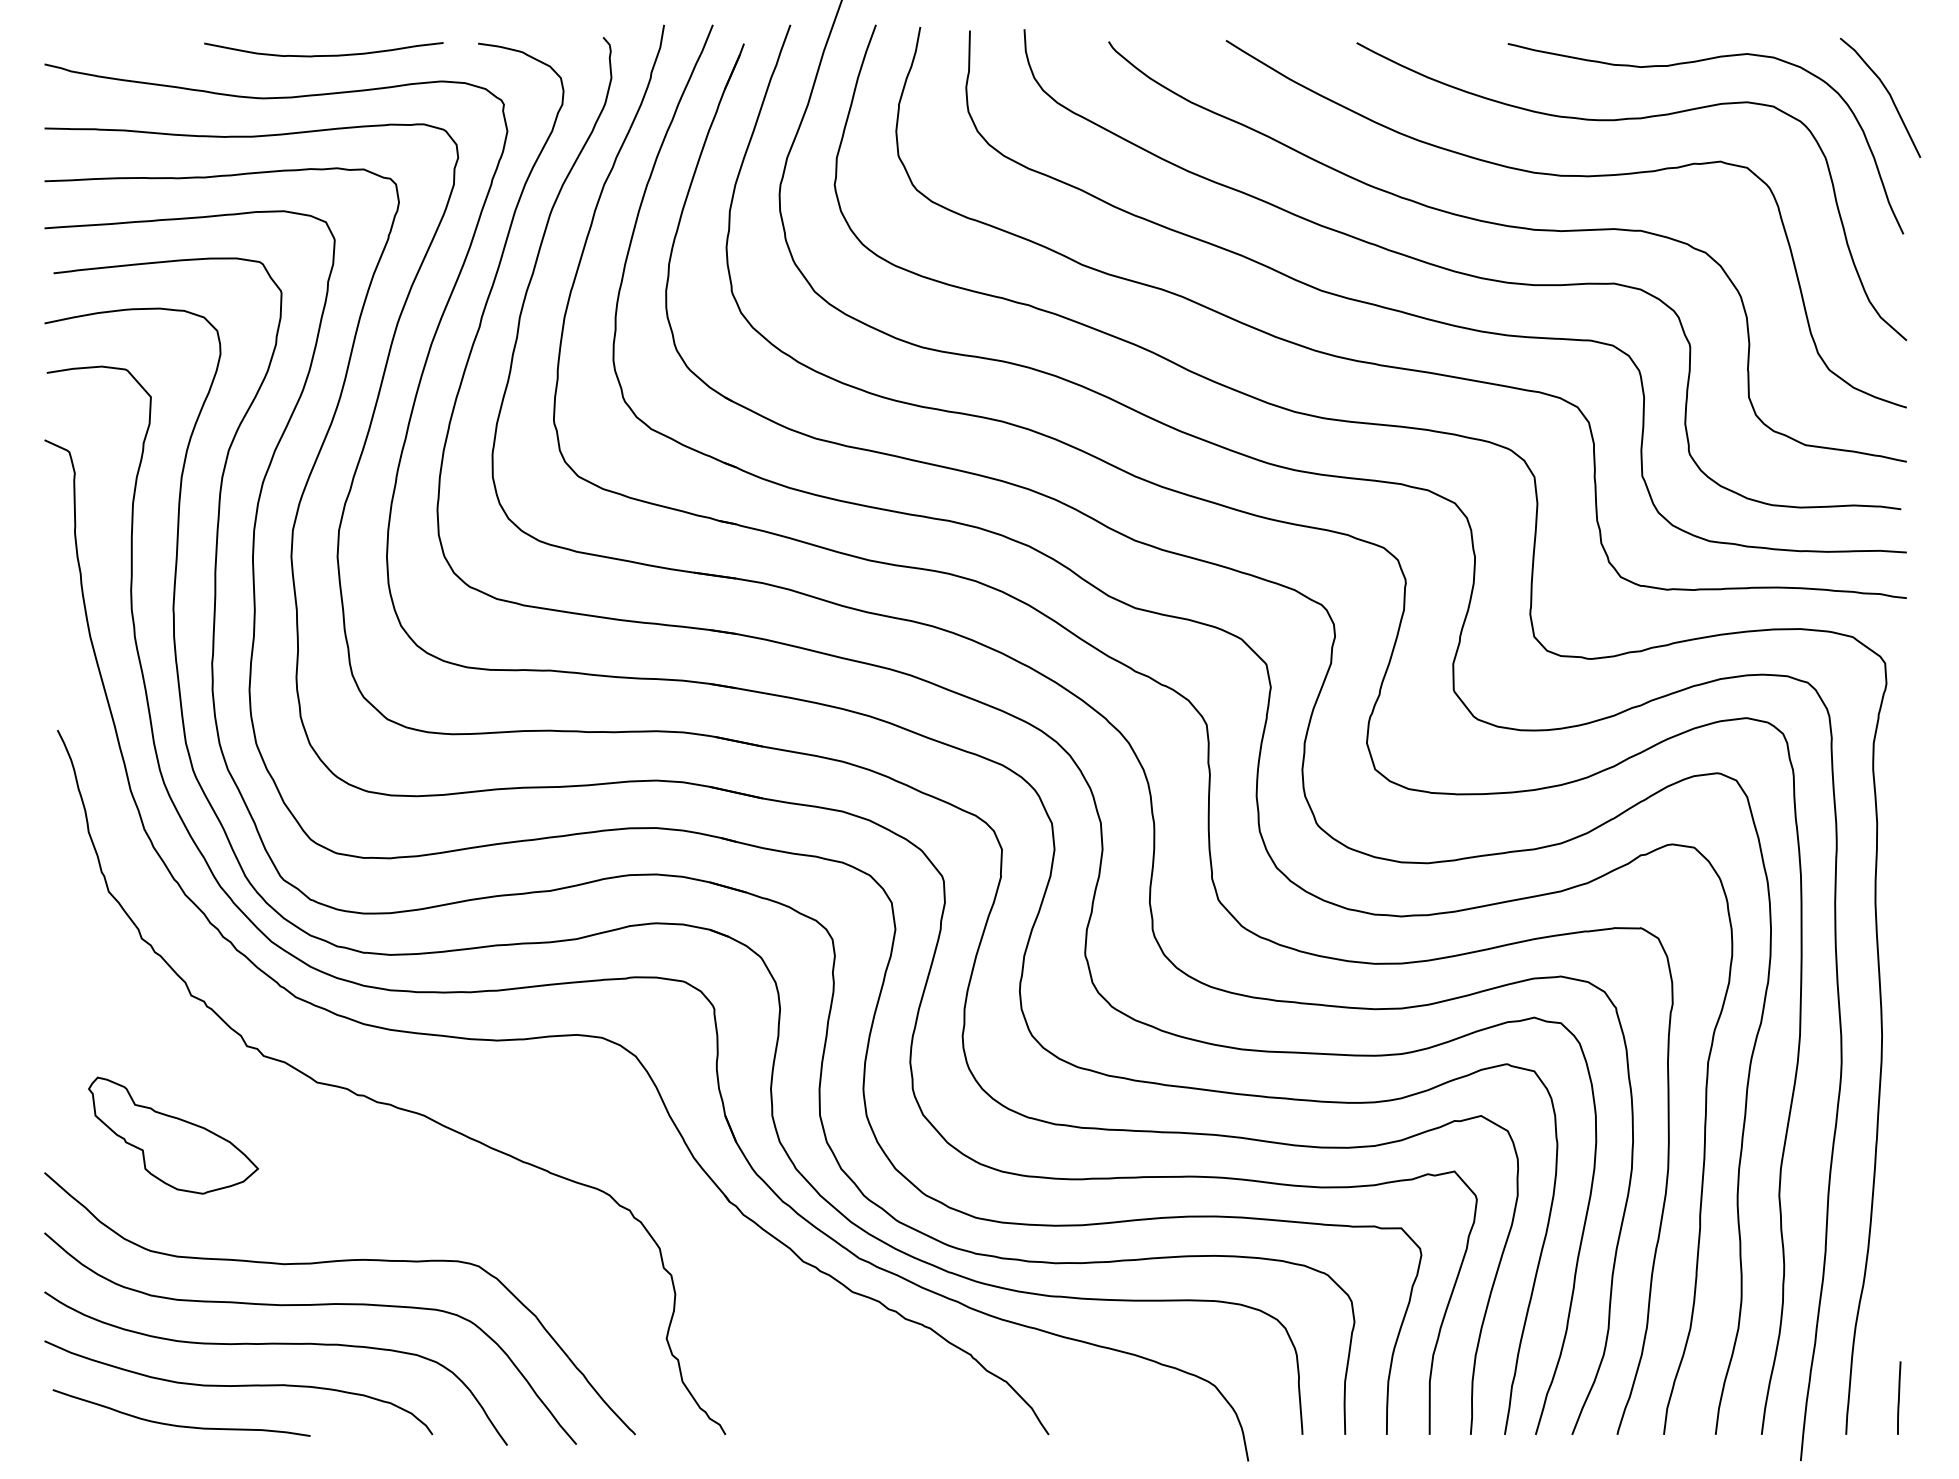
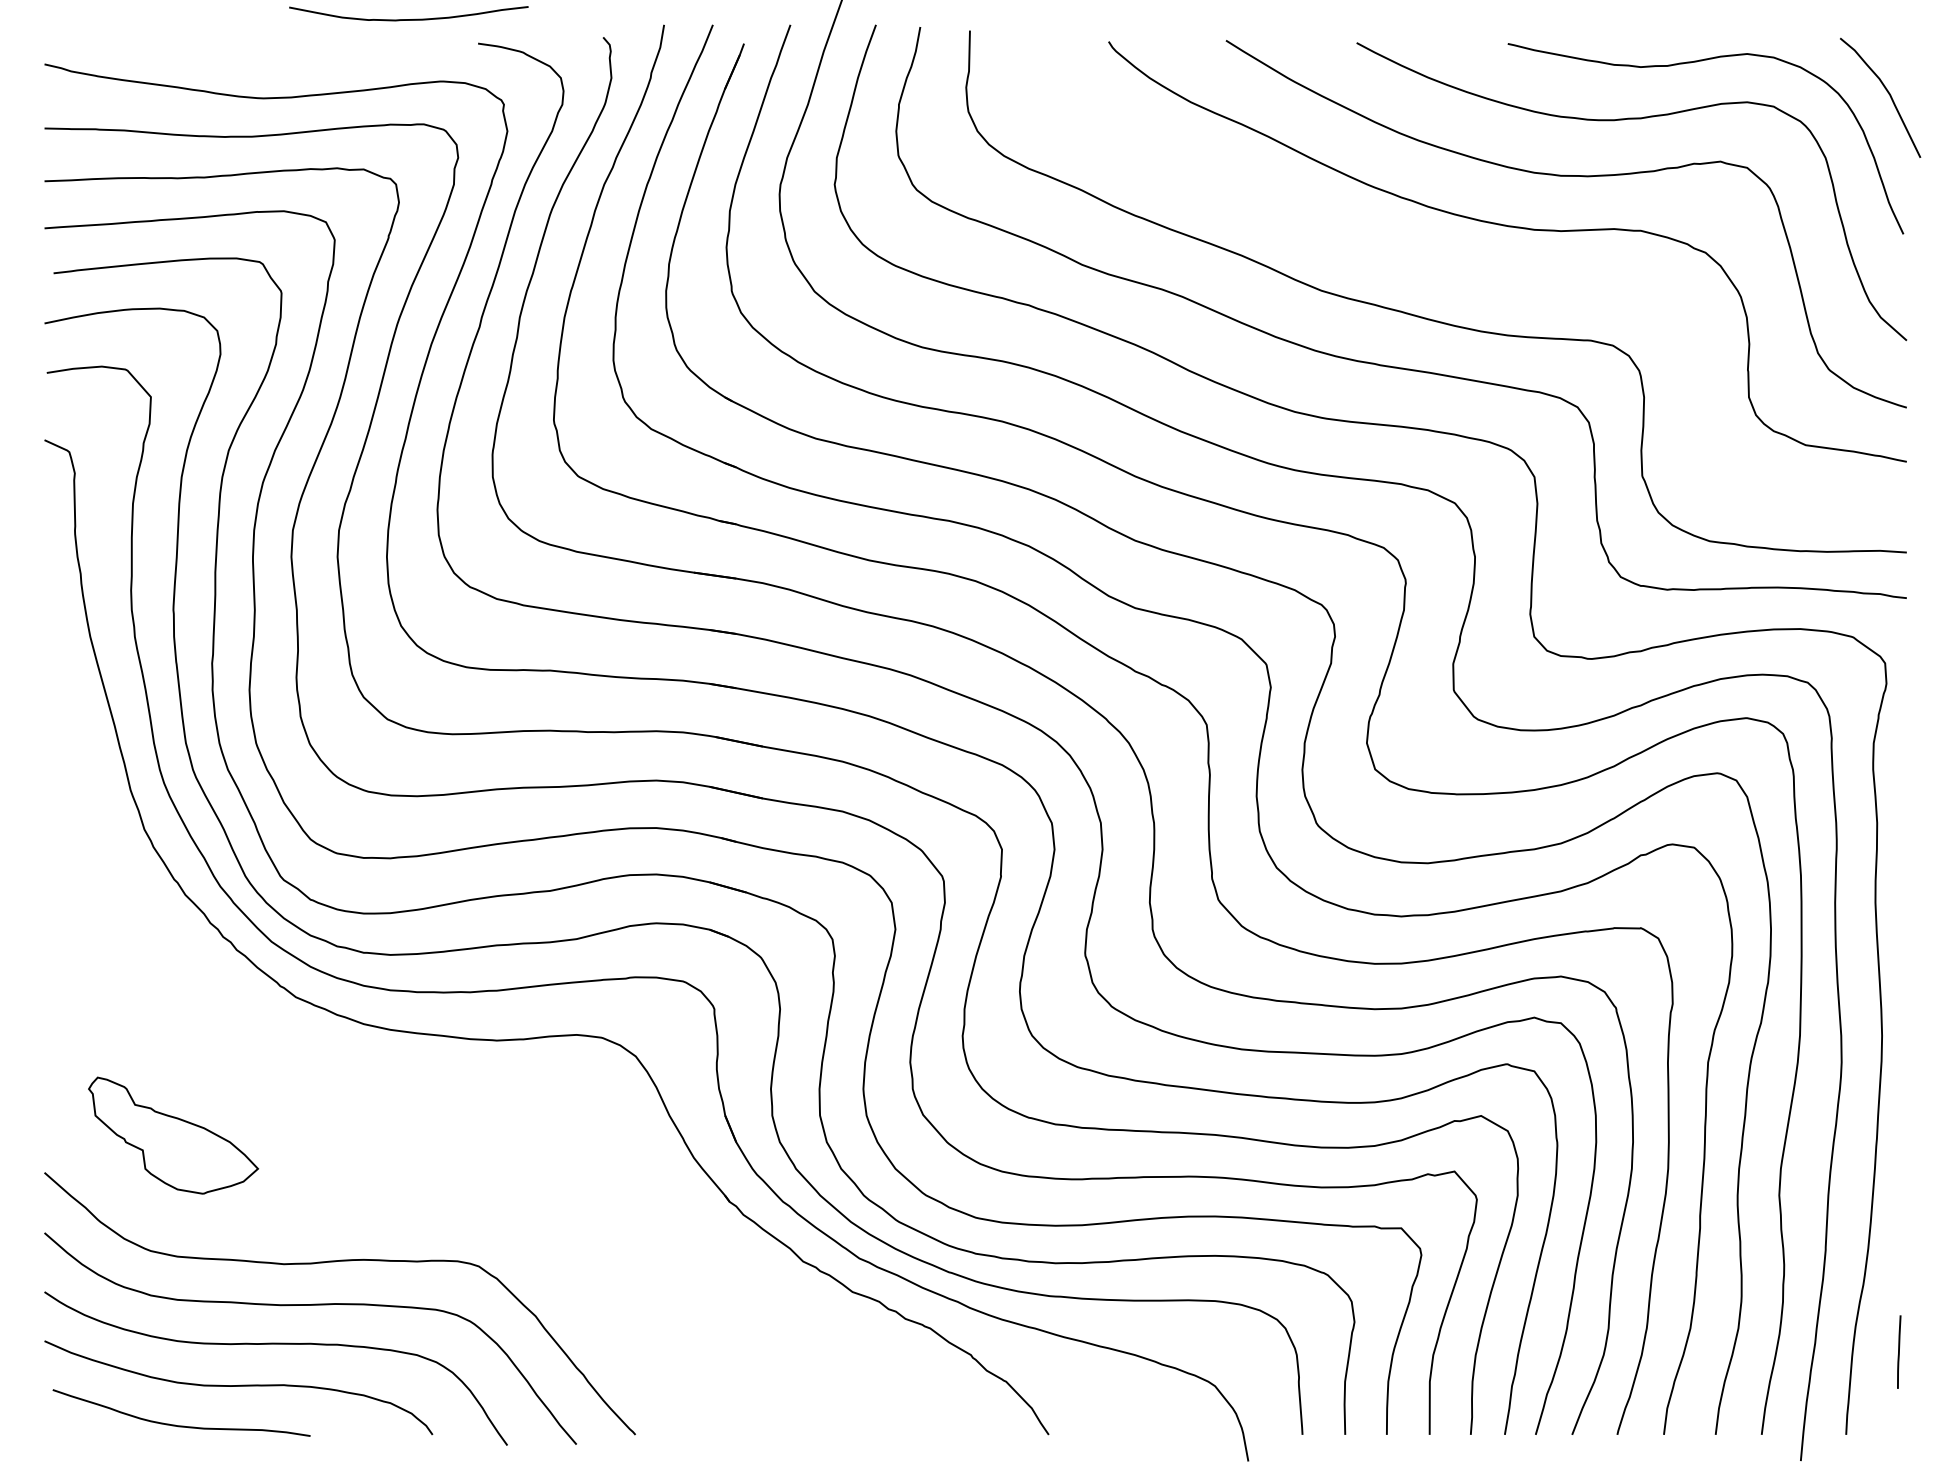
curve position: (323, 55) -> (408, 19) (408, 19)
curve: present -> none (1462, 272)
curve: present -> none (385, 1102)
line position: (1899, 1397) -> (1899, 1351) (1899, 1351)
